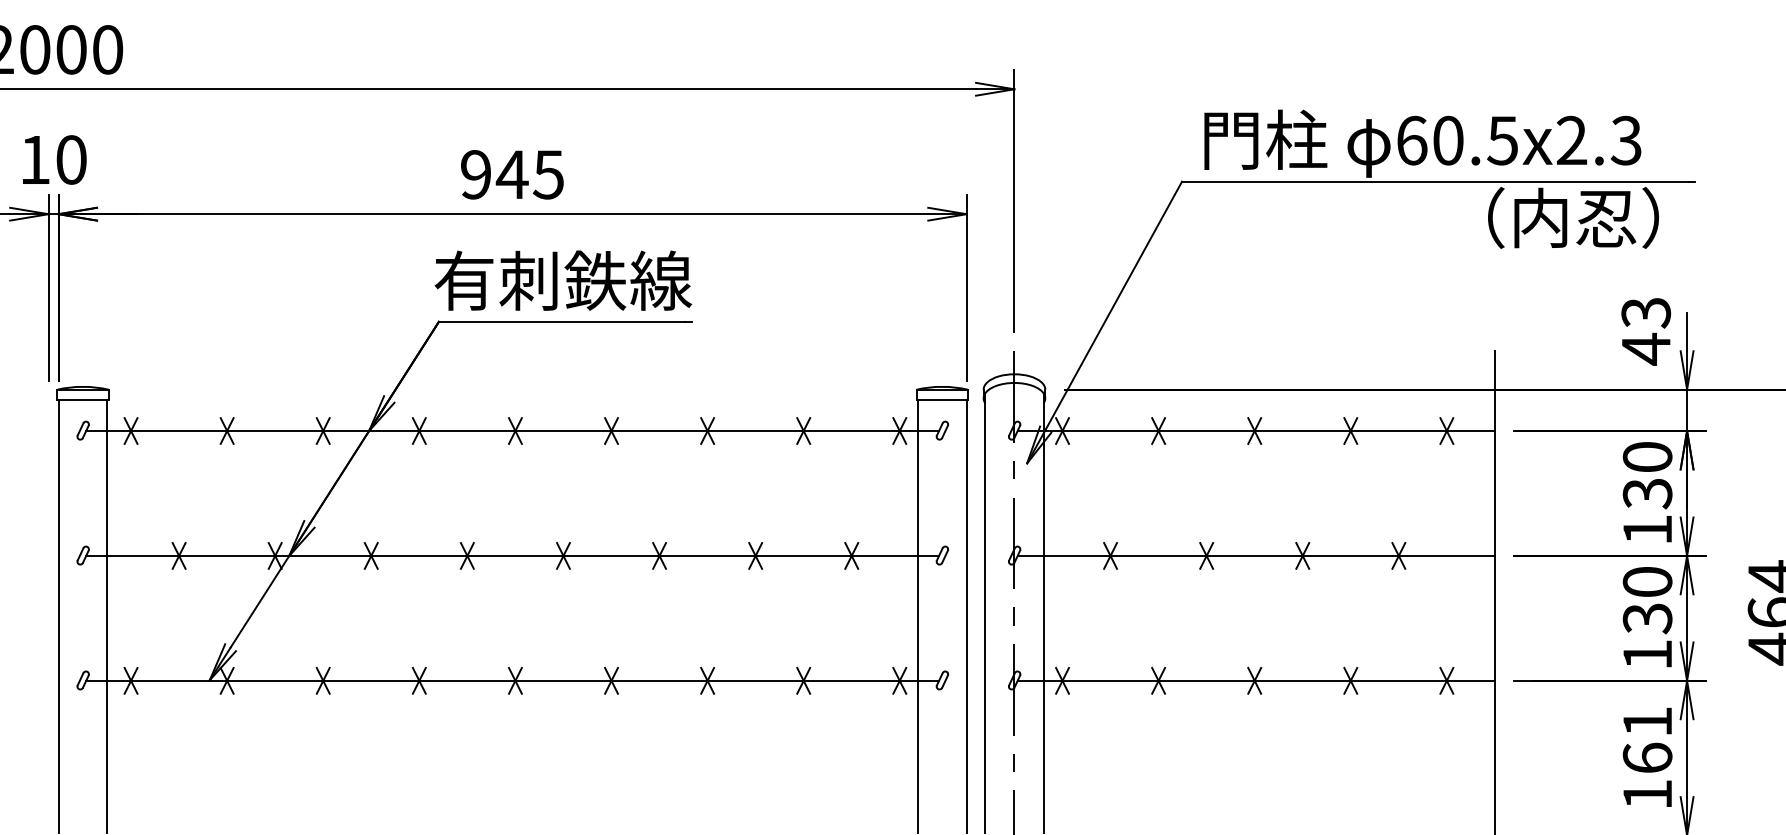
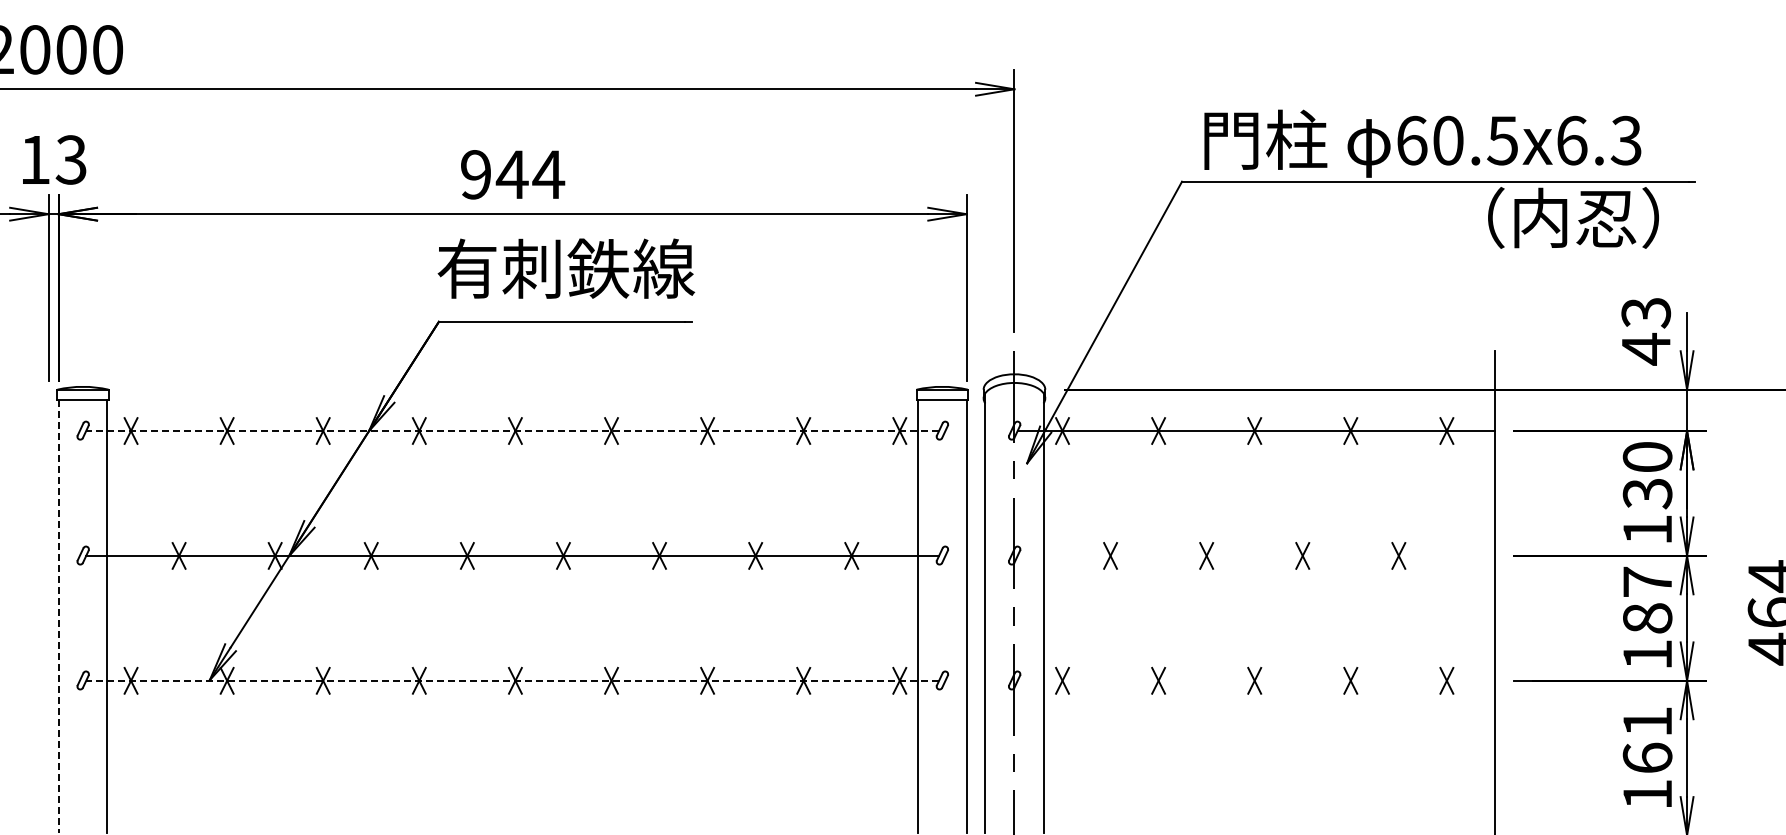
text: 60.5x2.3 -> 60.5x6.3 (1571, 140)
text: 10 -> 13 (70, 159)
text: 945 -> 944 (548, 174)
text position: (563, 280) -> (566, 268) (566, 268)
line: solid -> dashed (512, 431)
line: present -> none (1255, 555)
text: 130 -> 187 (1647, 600)
line: solid -> dashed (58, 616)
line: solid -> dashed (512, 680)
line: present -> none (1255, 680)
